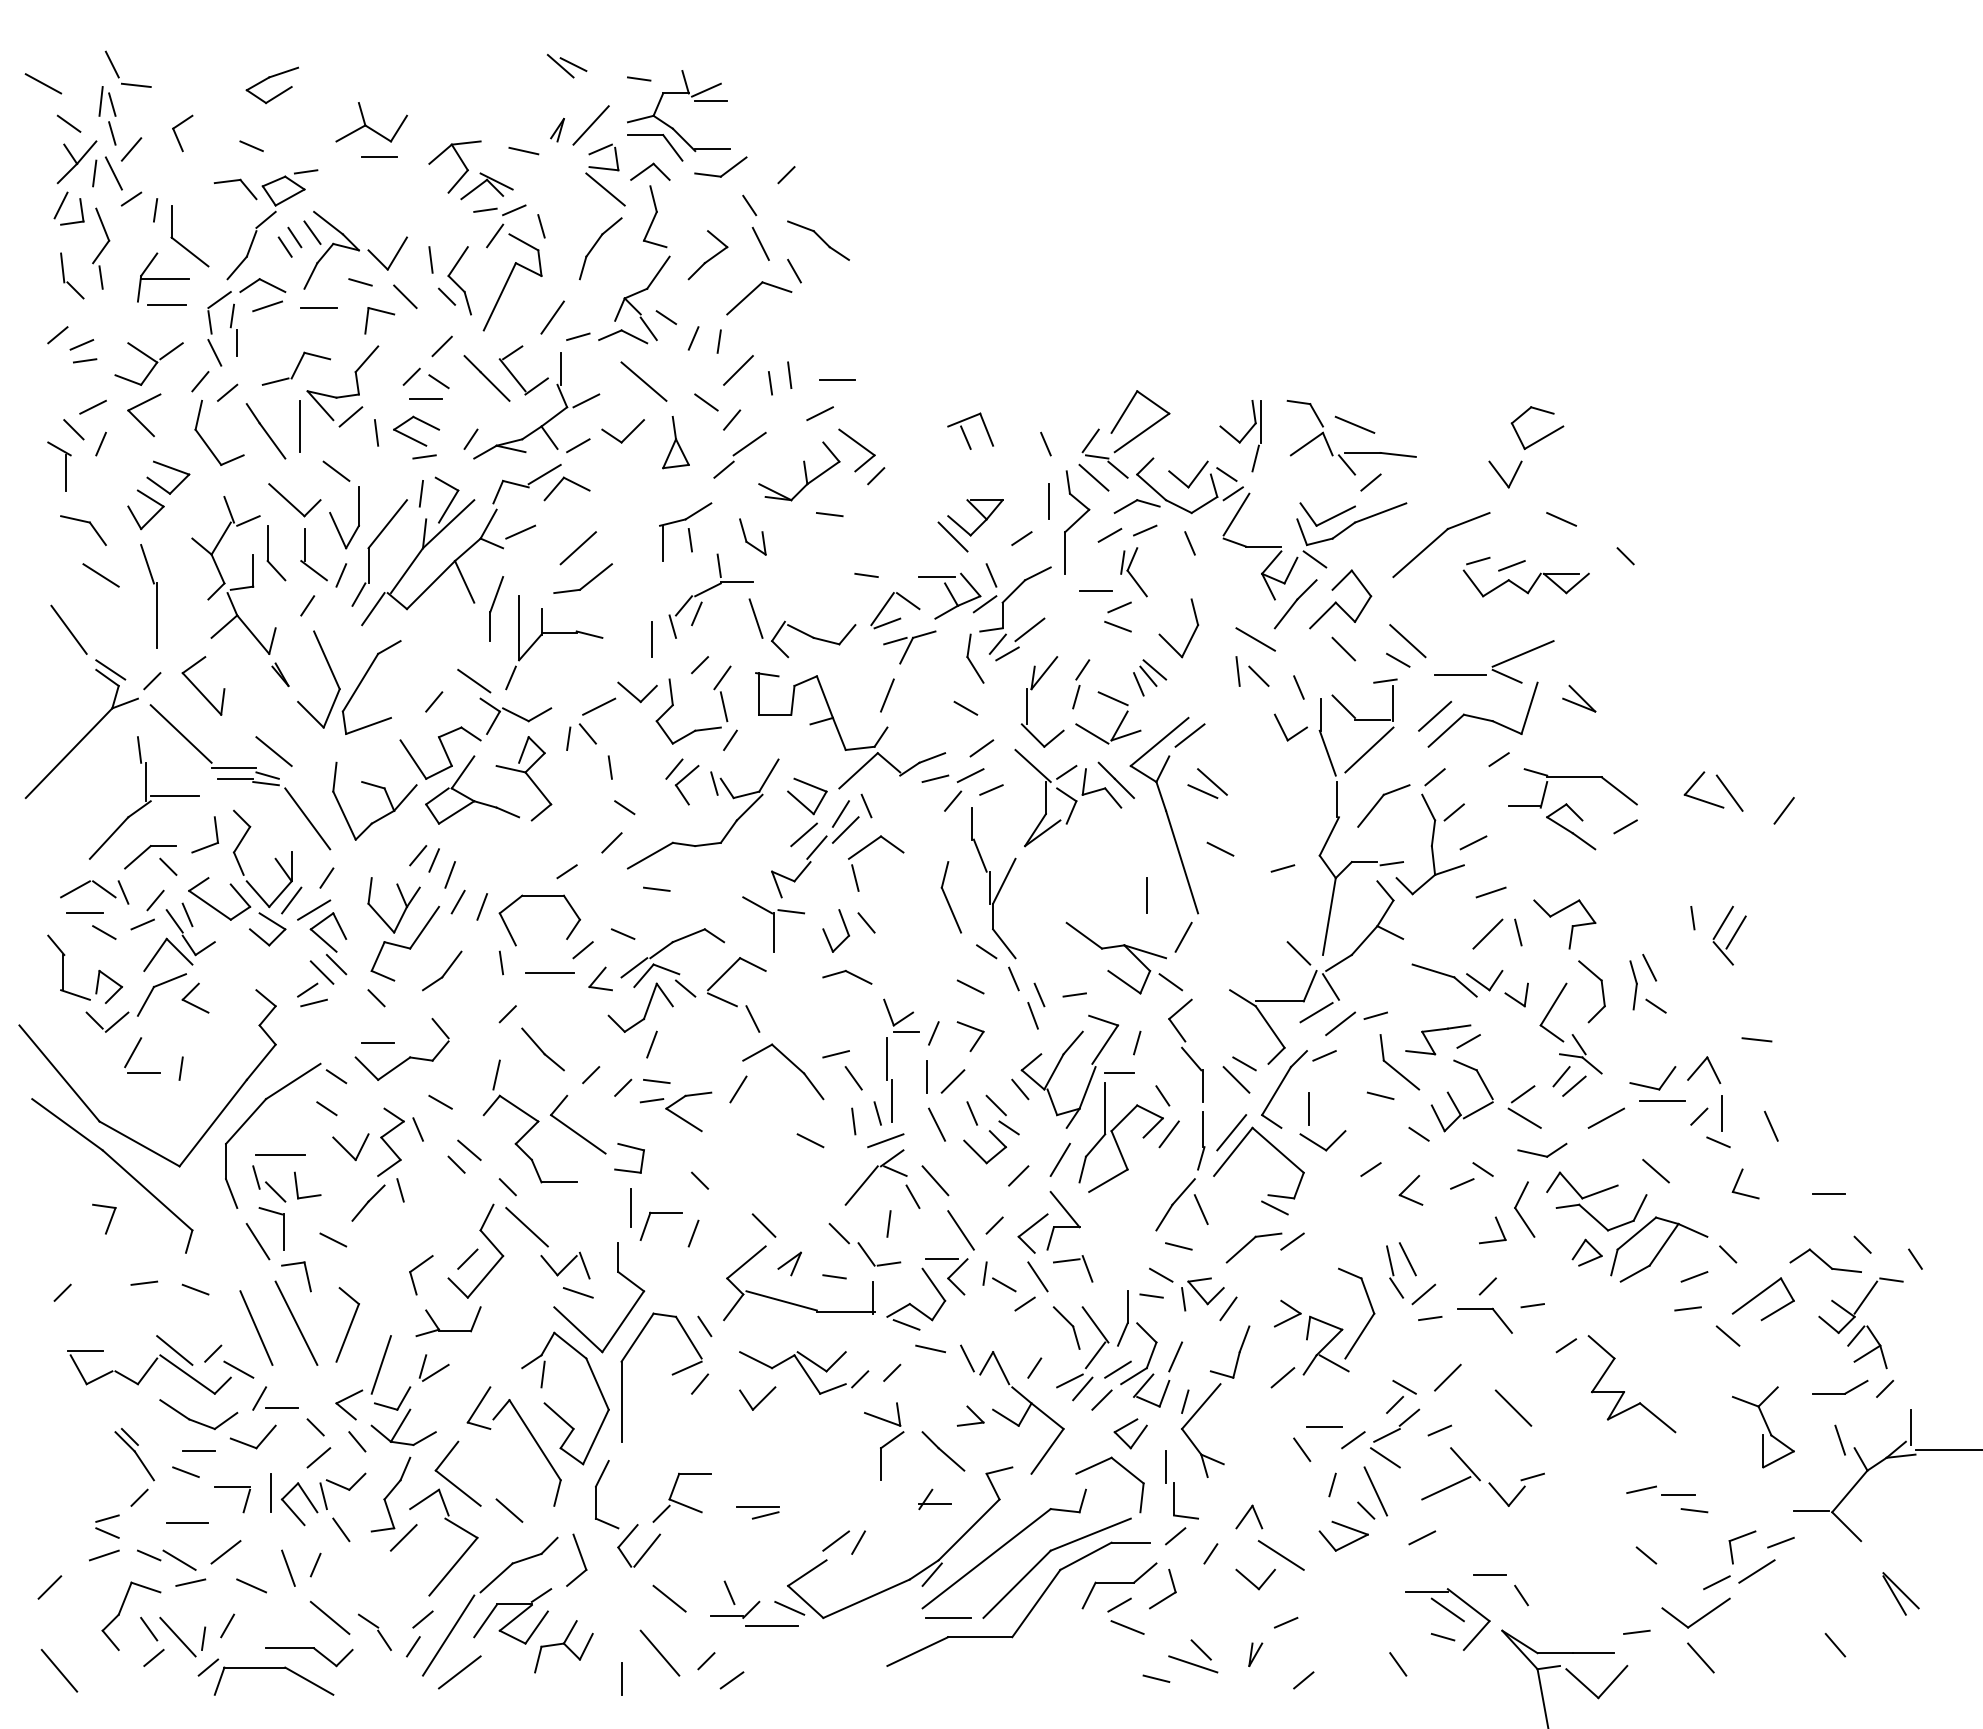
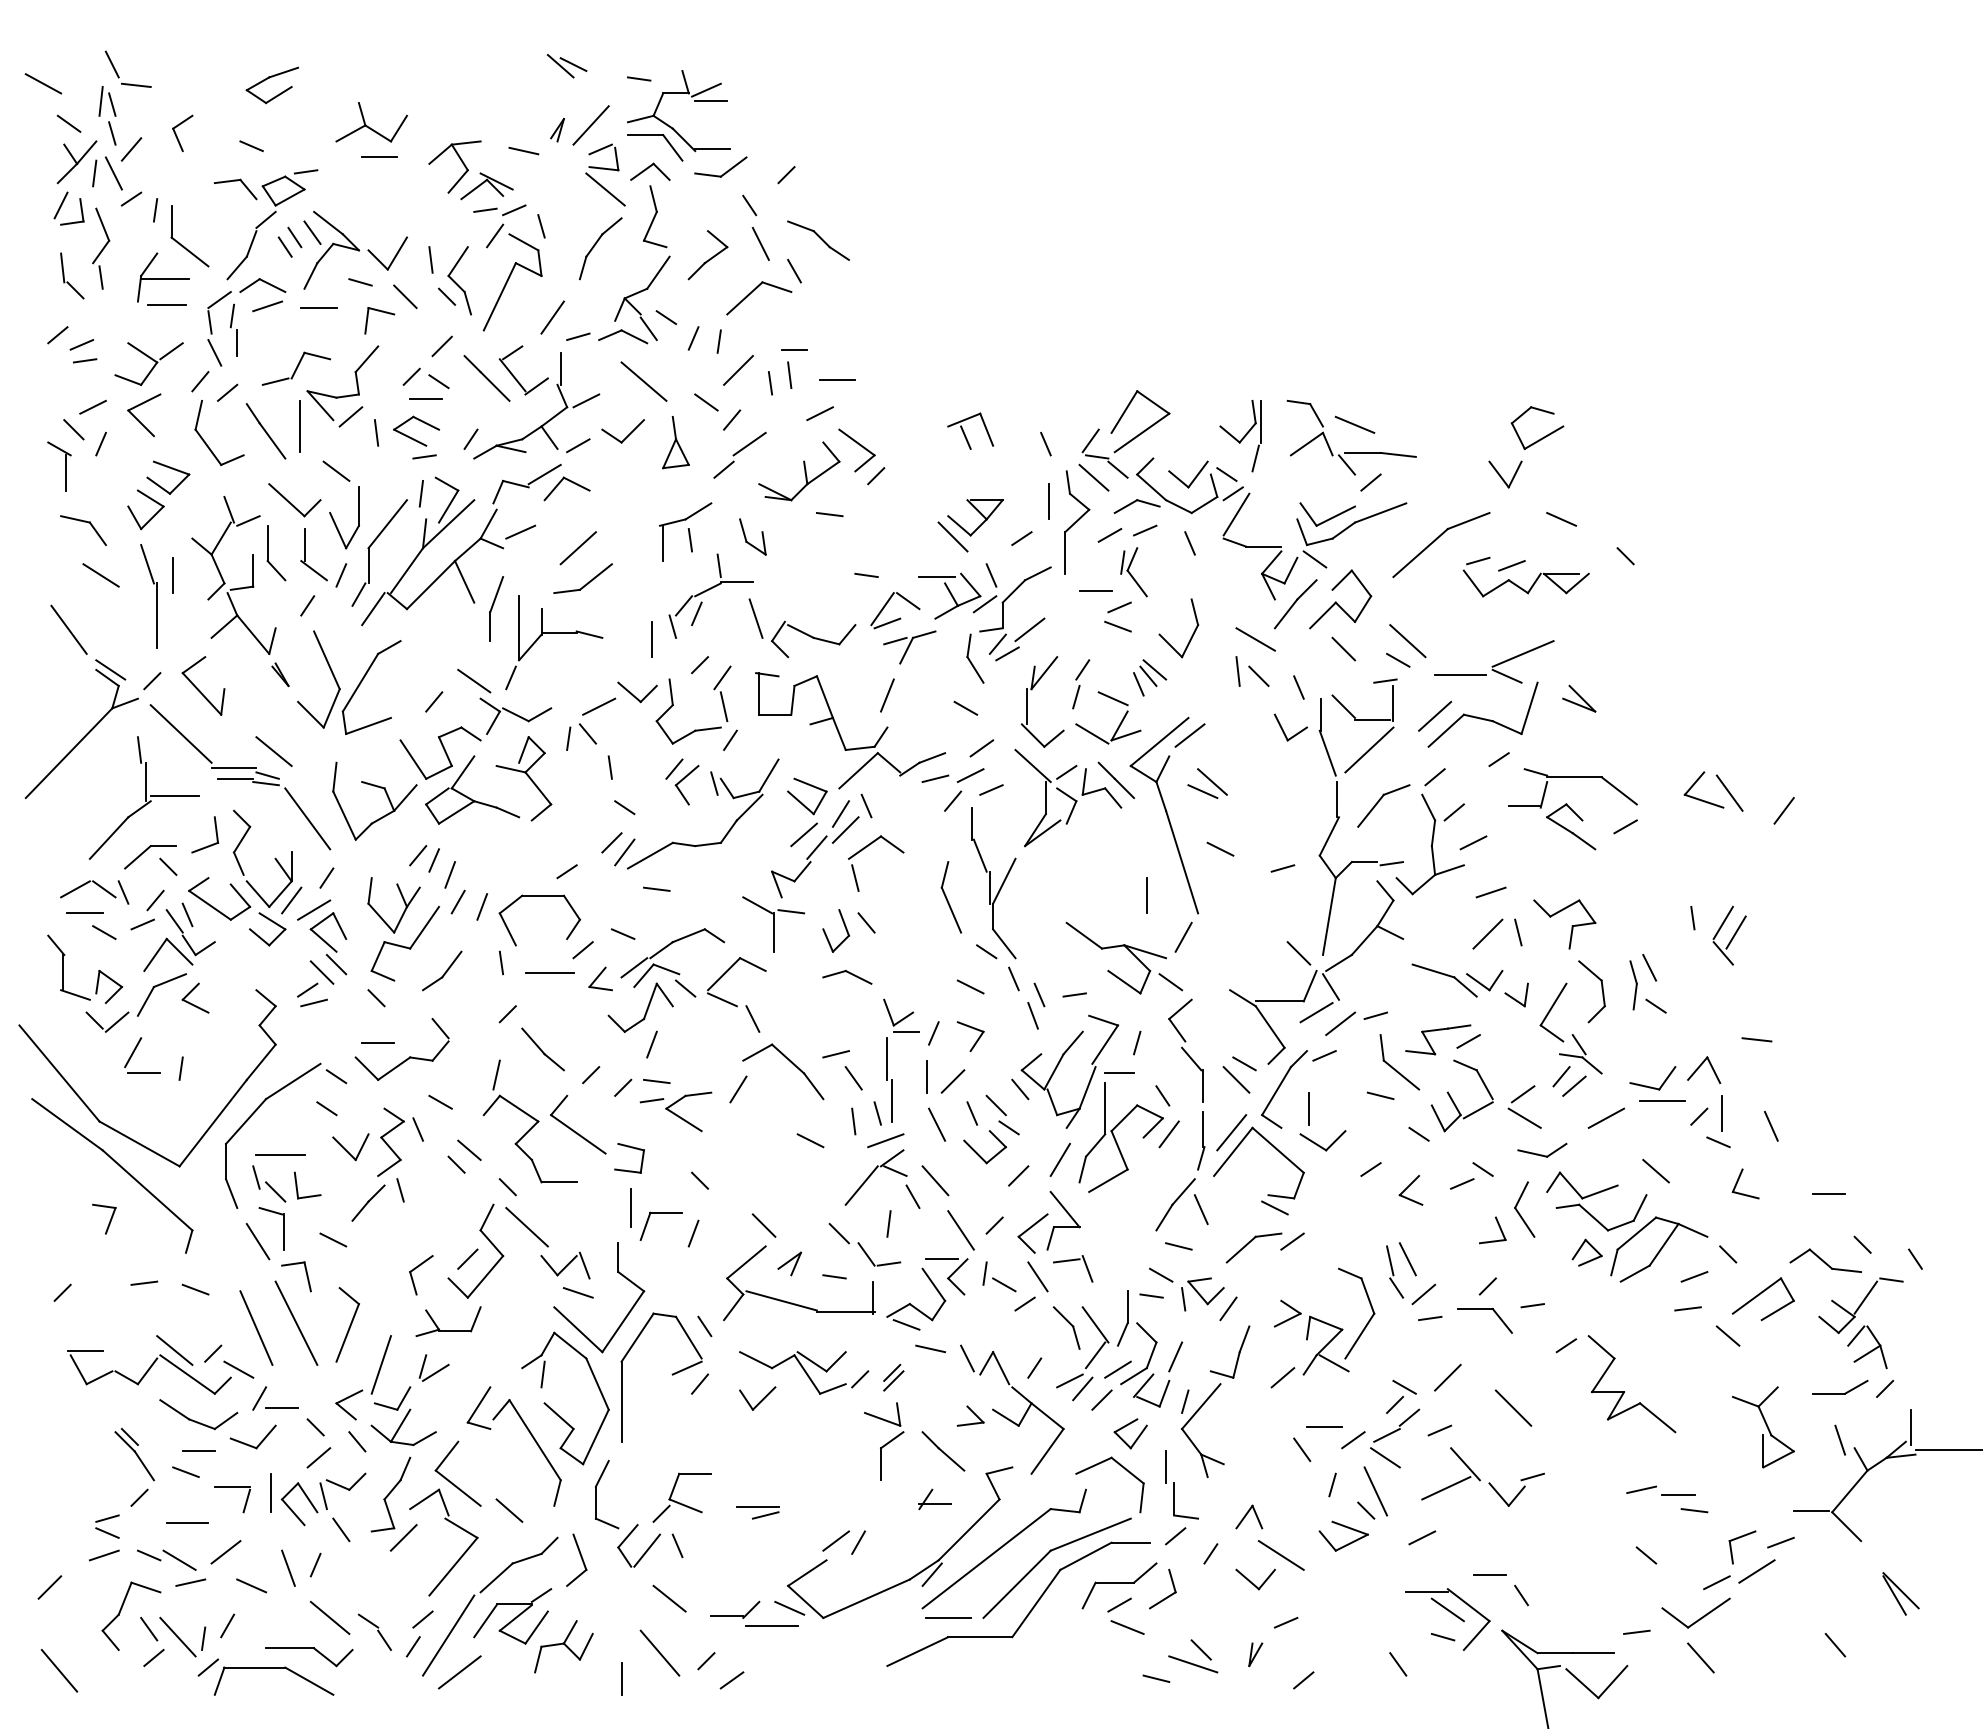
line: none -> present (794, 349)
line: none -> present (173, 575)
line: none -> present (624, 852)
line: none -> present (893, 1380)
line position: (729, 1592) -> (677, 1545) (677, 1545)
